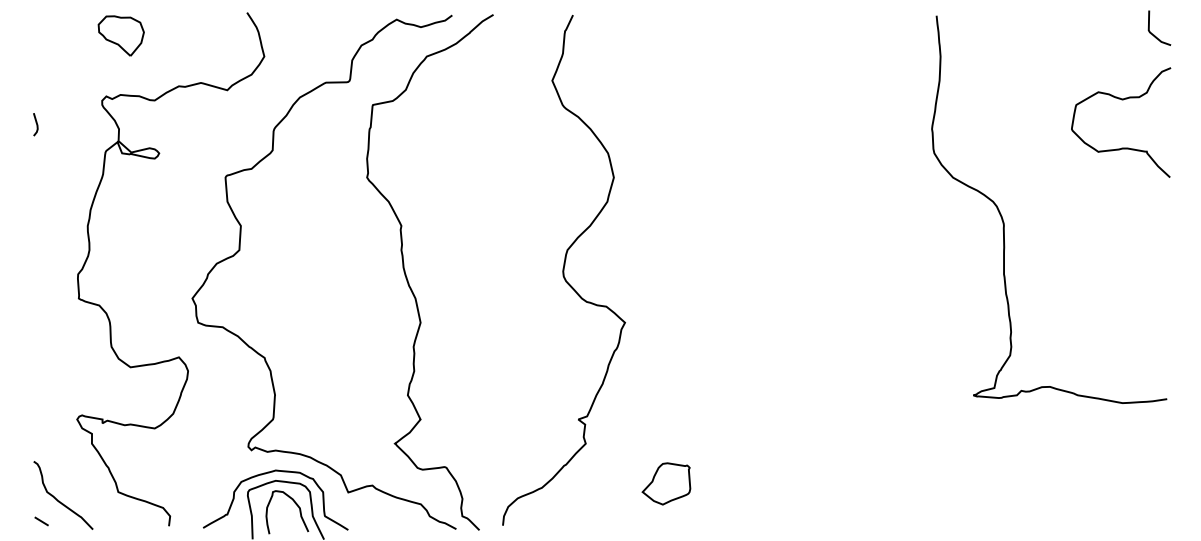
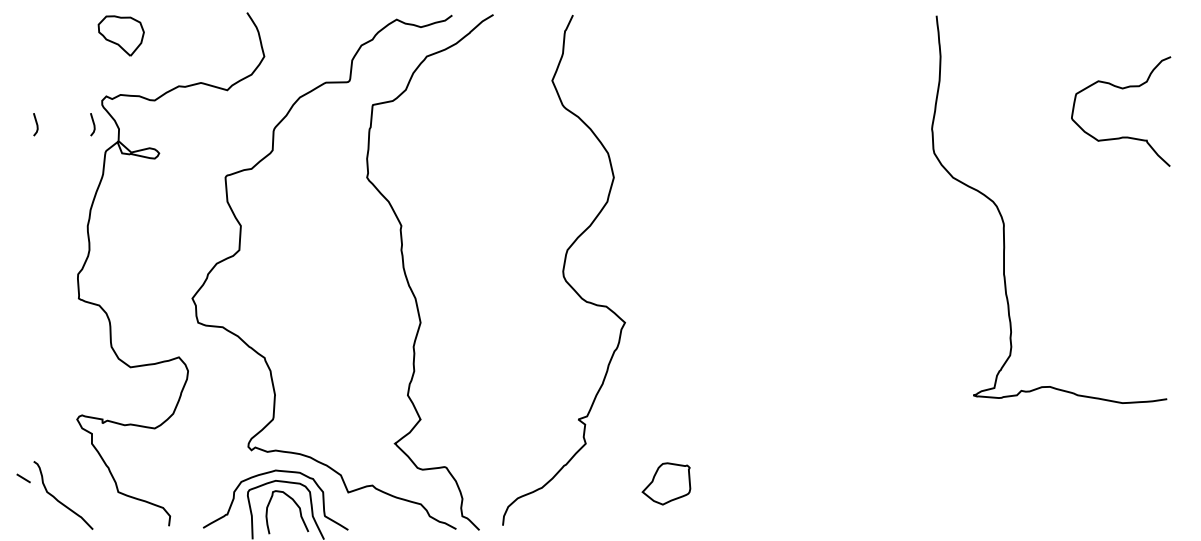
line: present -> none (1154, 34)
curve position: (1121, 100) -> (1121, 89) (1121, 89)
line: none -> present (93, 124)
line position: (41, 521) -> (23, 478) (23, 478)
